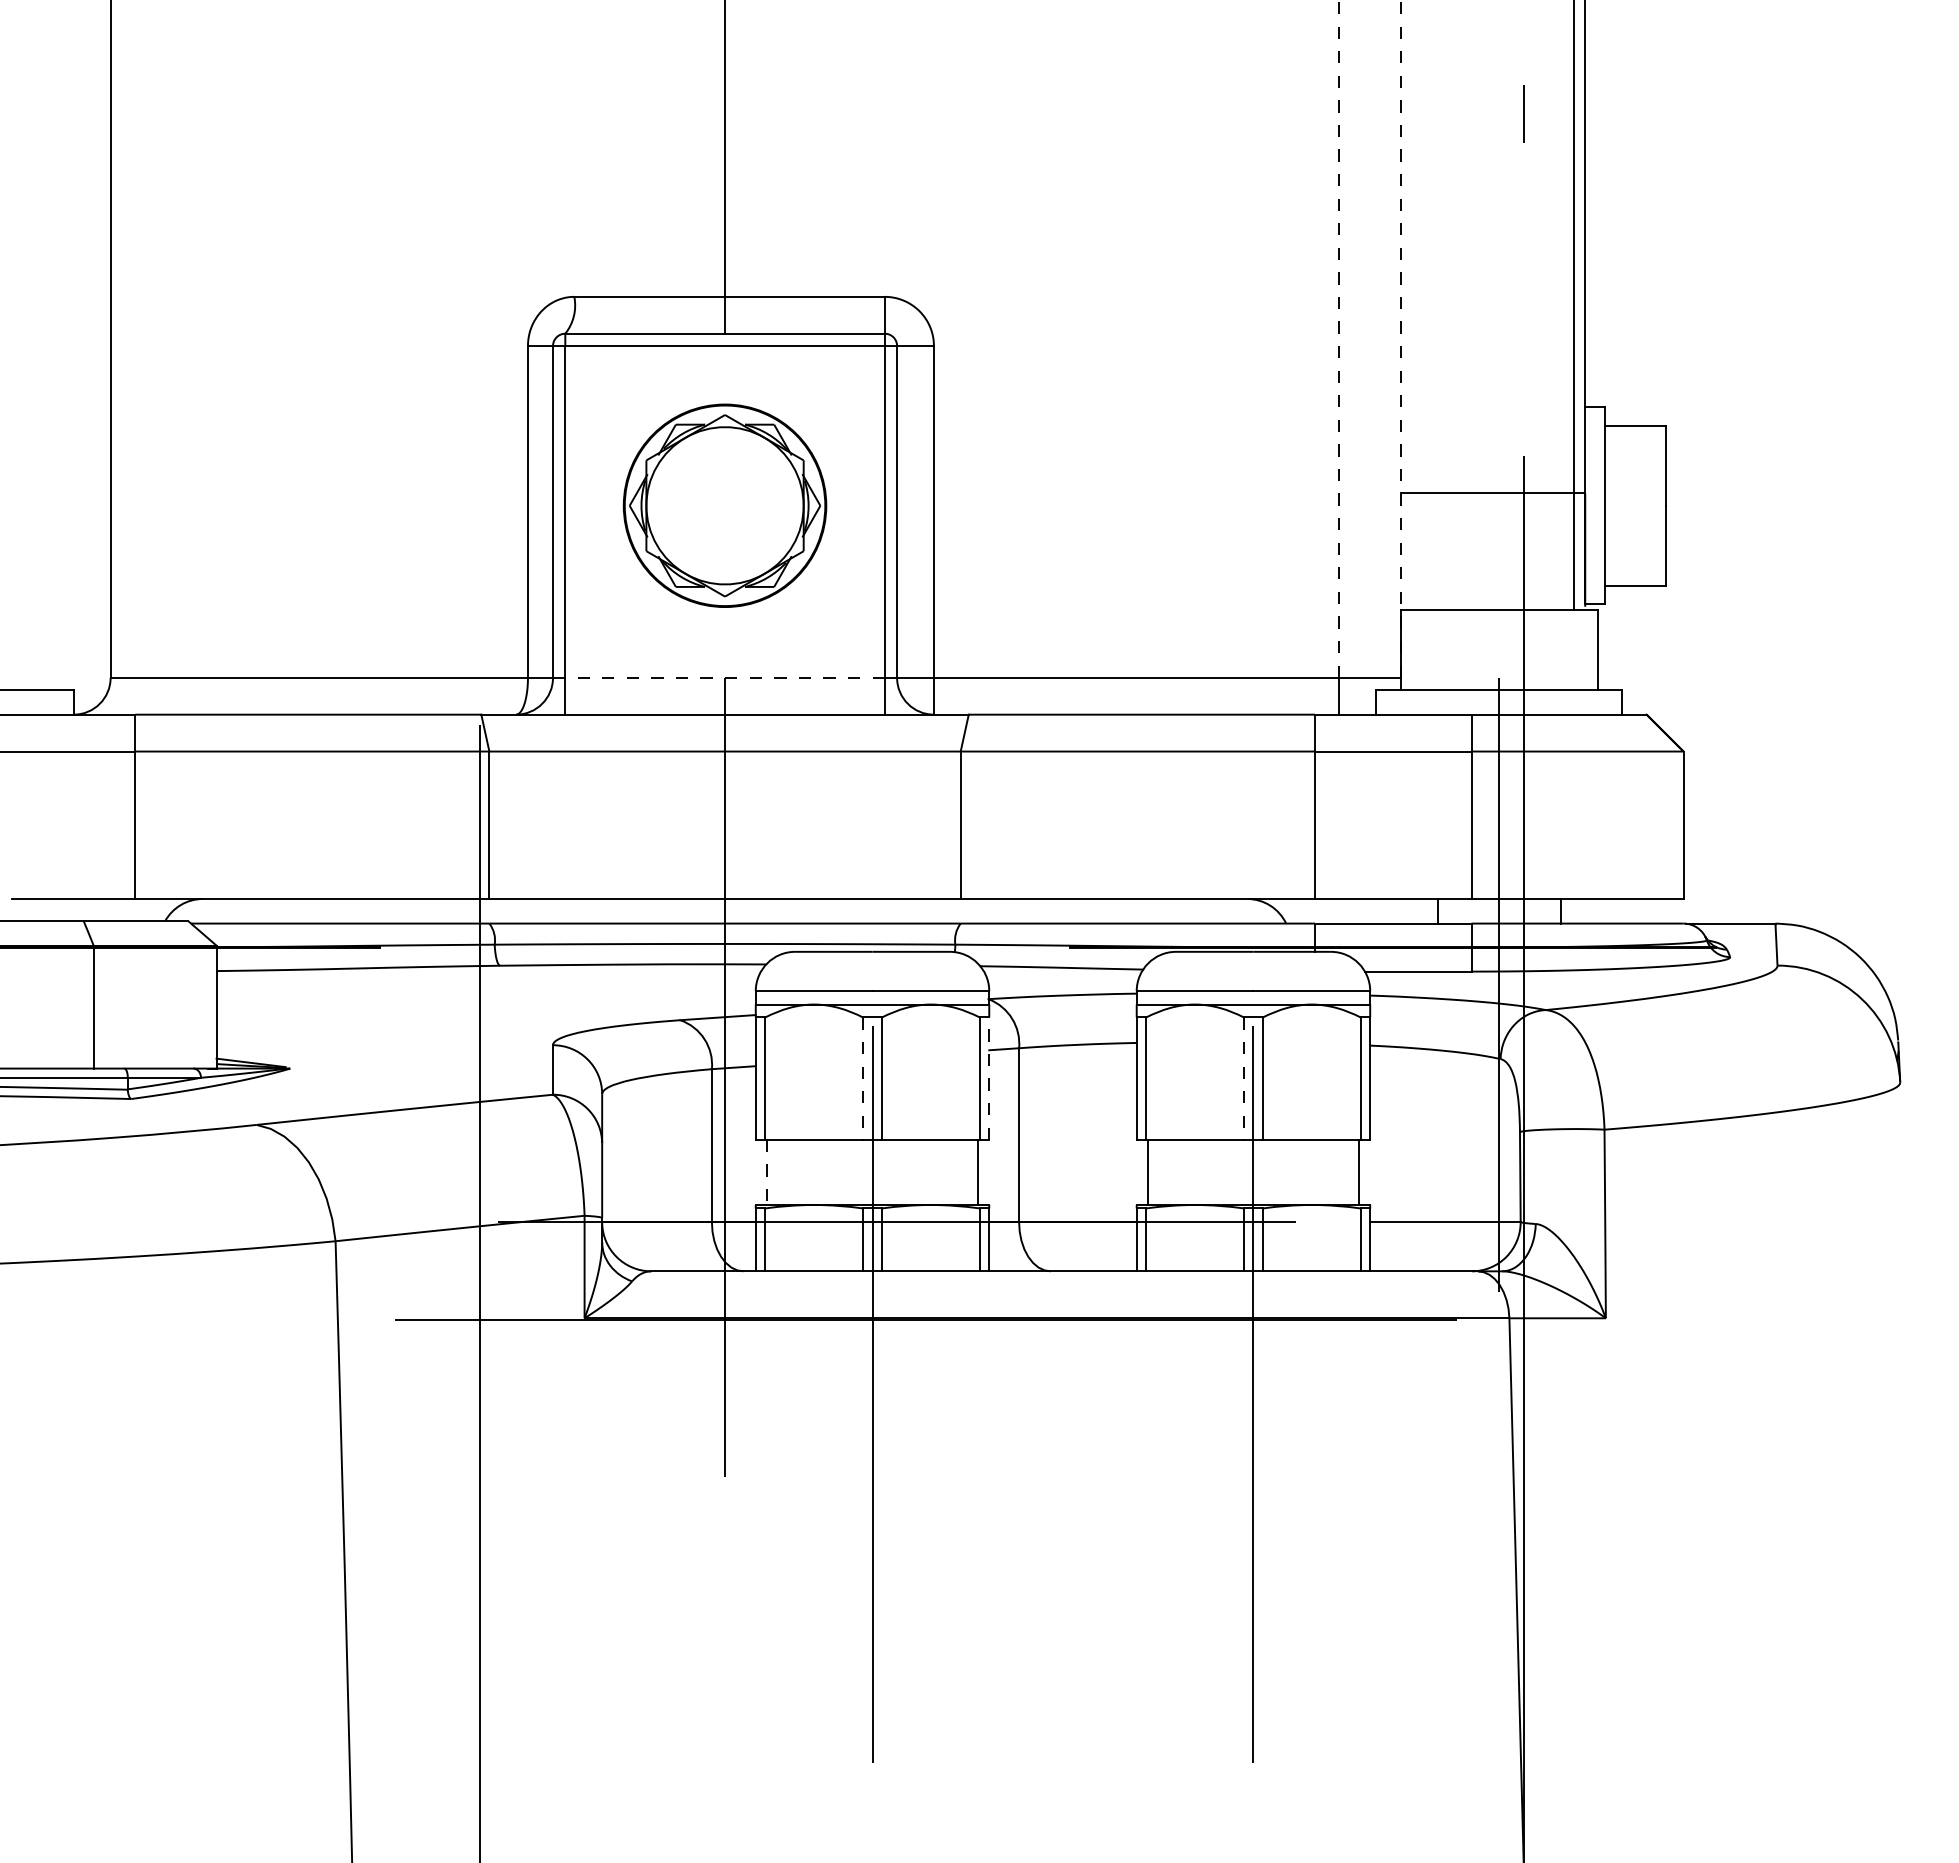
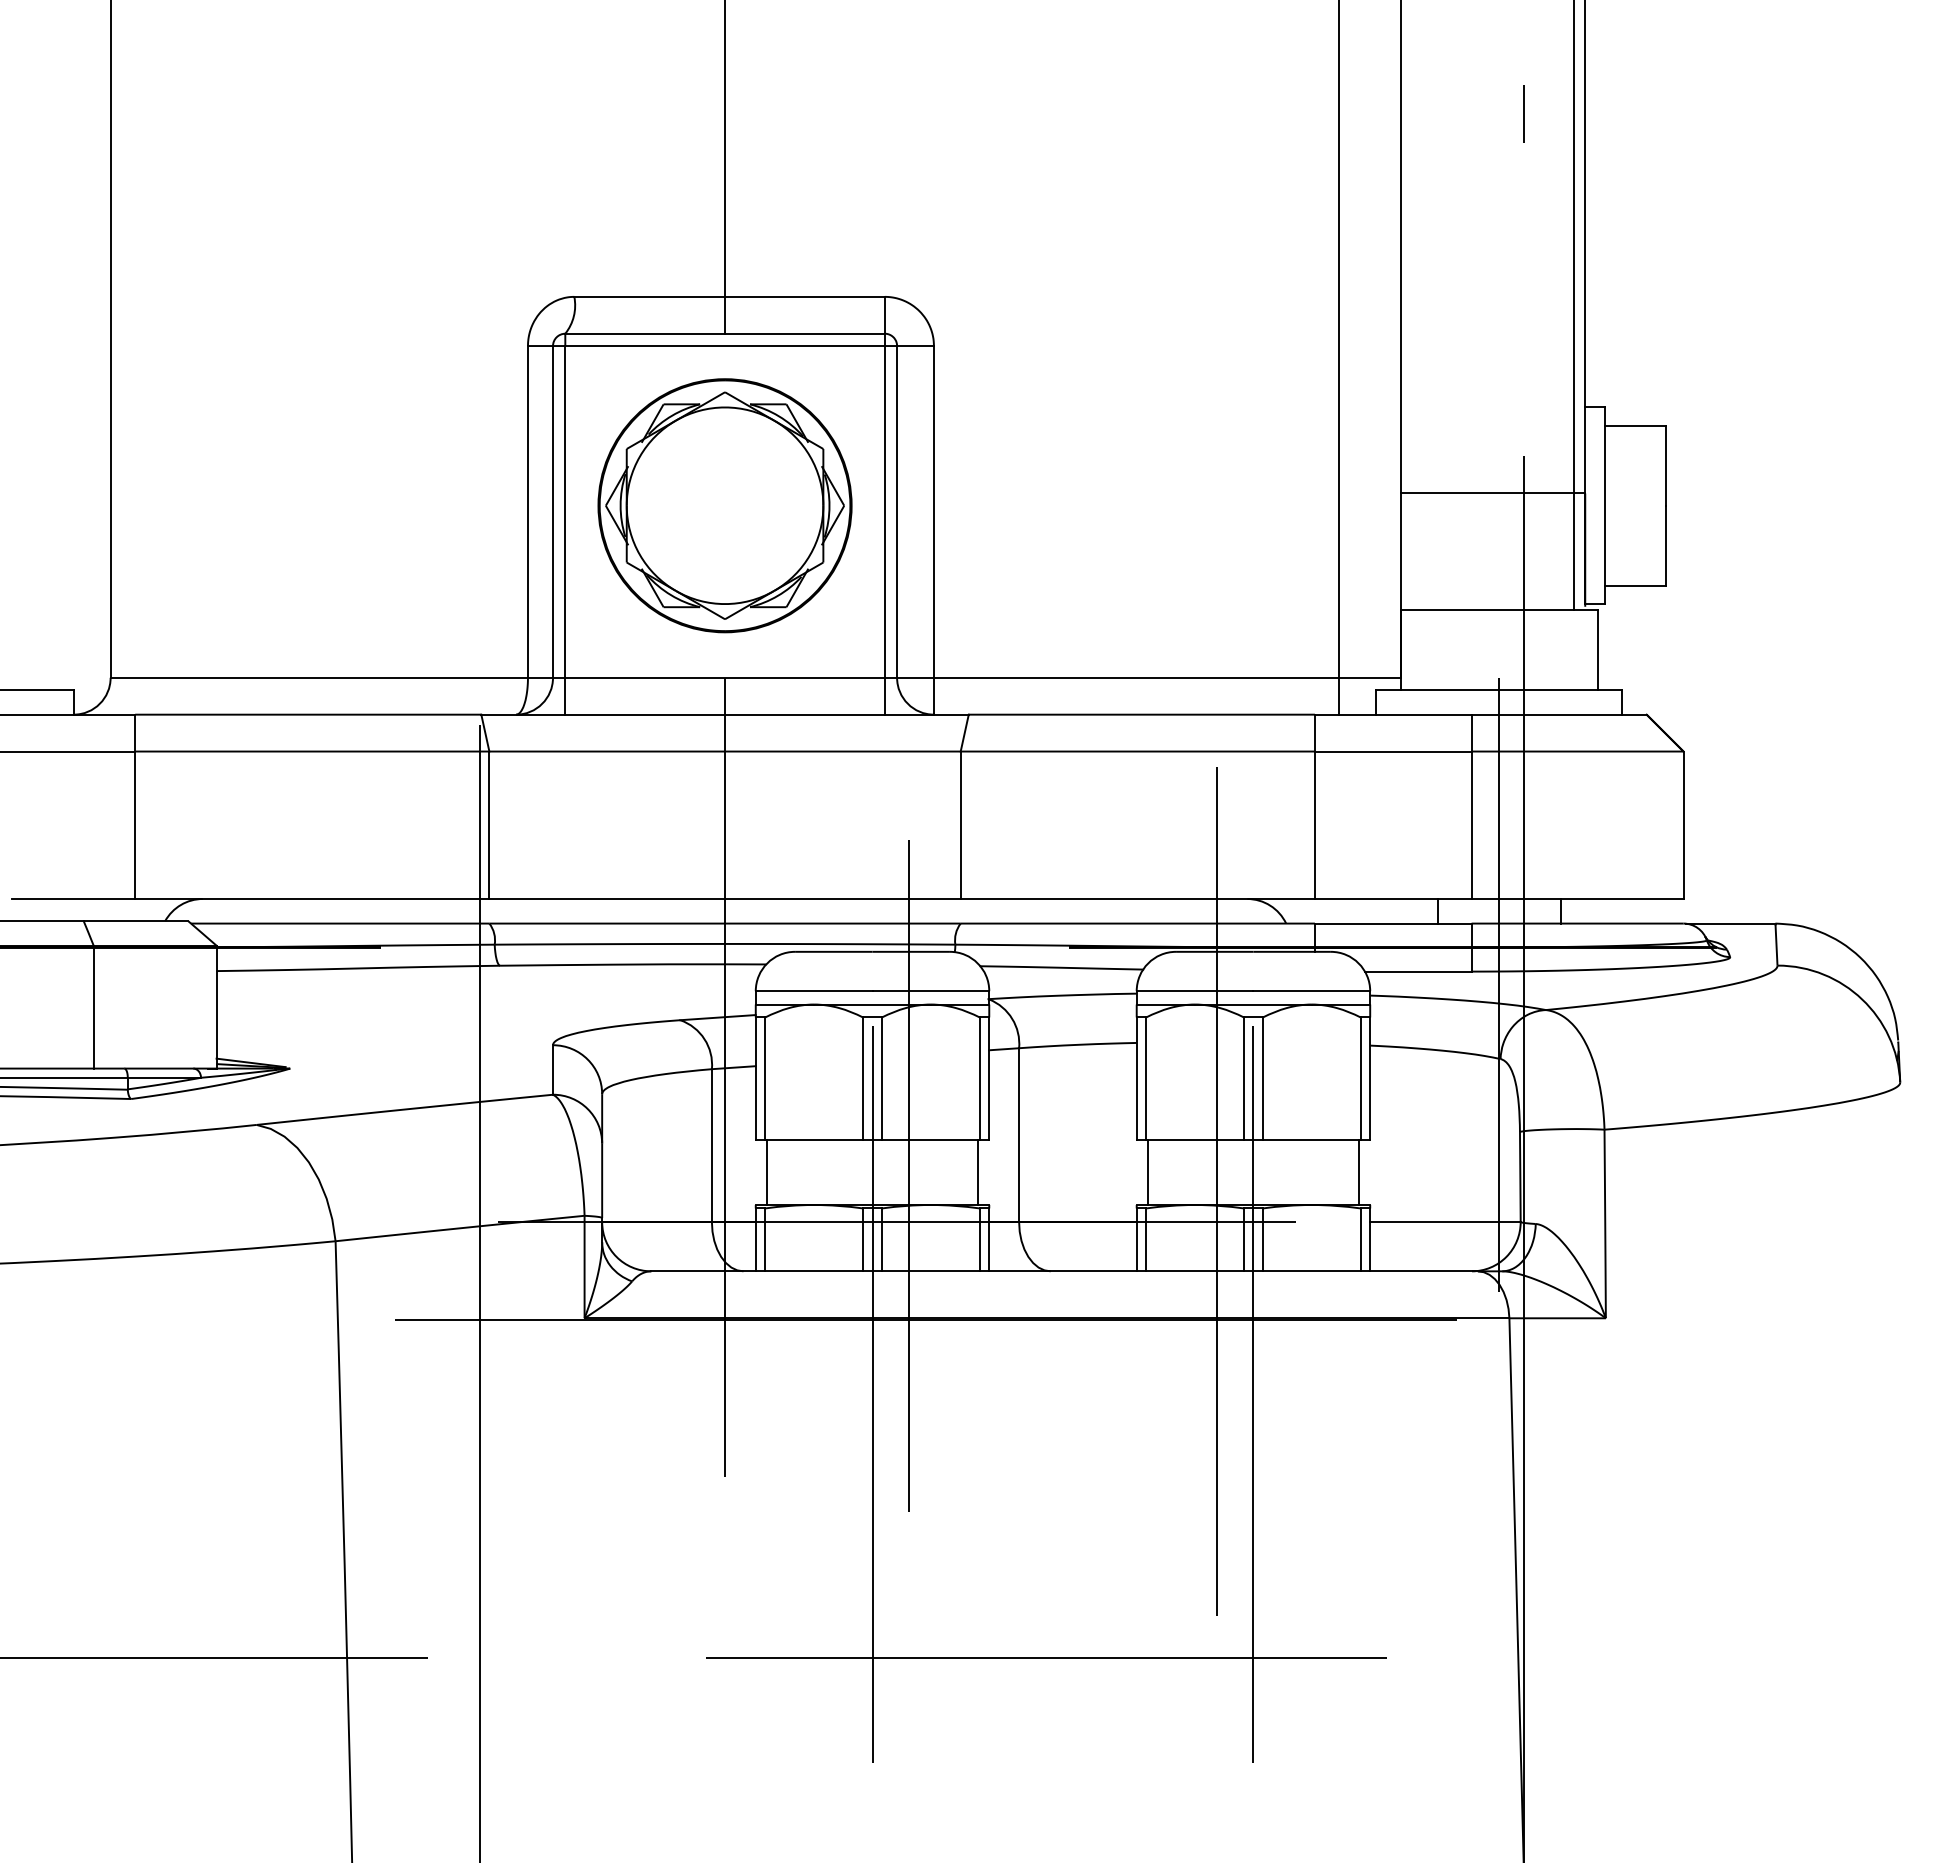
line: dashed -> solid (1339, 339)
line: dashed -> solid (1400, 339)
part size: 206x205 px -> 256x256 px (724, 505)
line: dashed -> solid (725, 677)
line: dashed -> solid (989, 1078)
line: dashed -> solid (862, 1079)
line: dashed -> solid (1243, 1079)
line: dashed -> solid (766, 1172)
line: none -> present (909, 1175)
line: none -> present (1216, 1191)
line: none -> present (215, 1658)
line: none -> present (1046, 1658)
